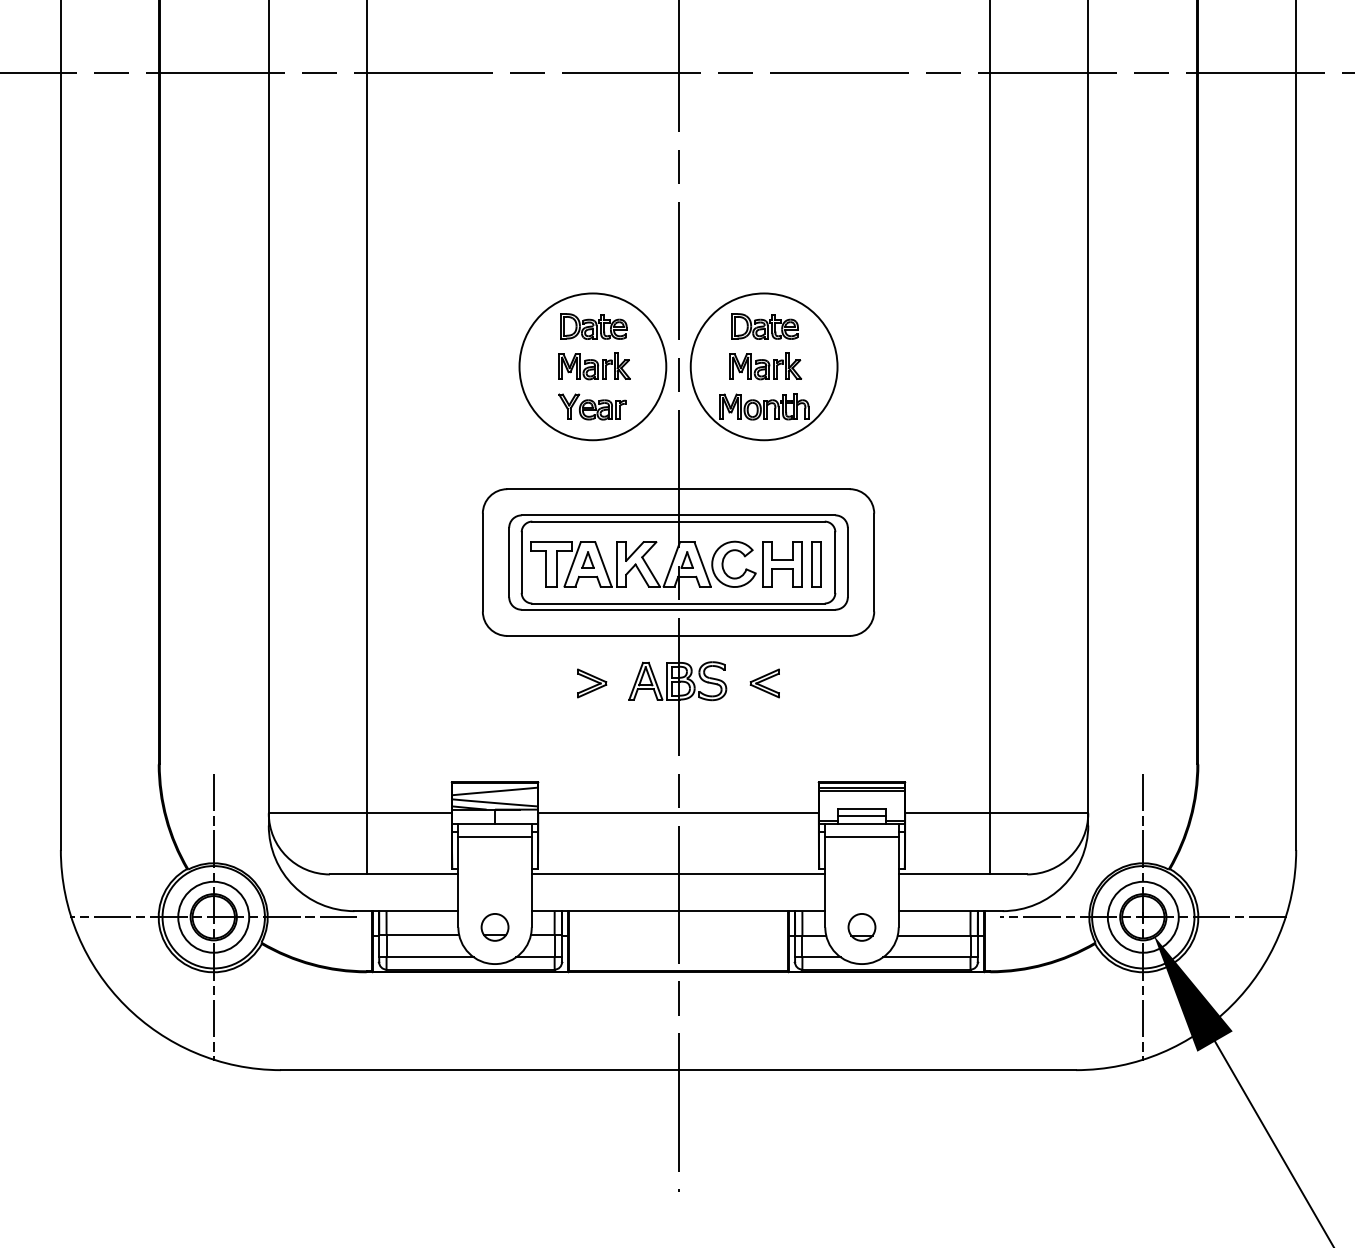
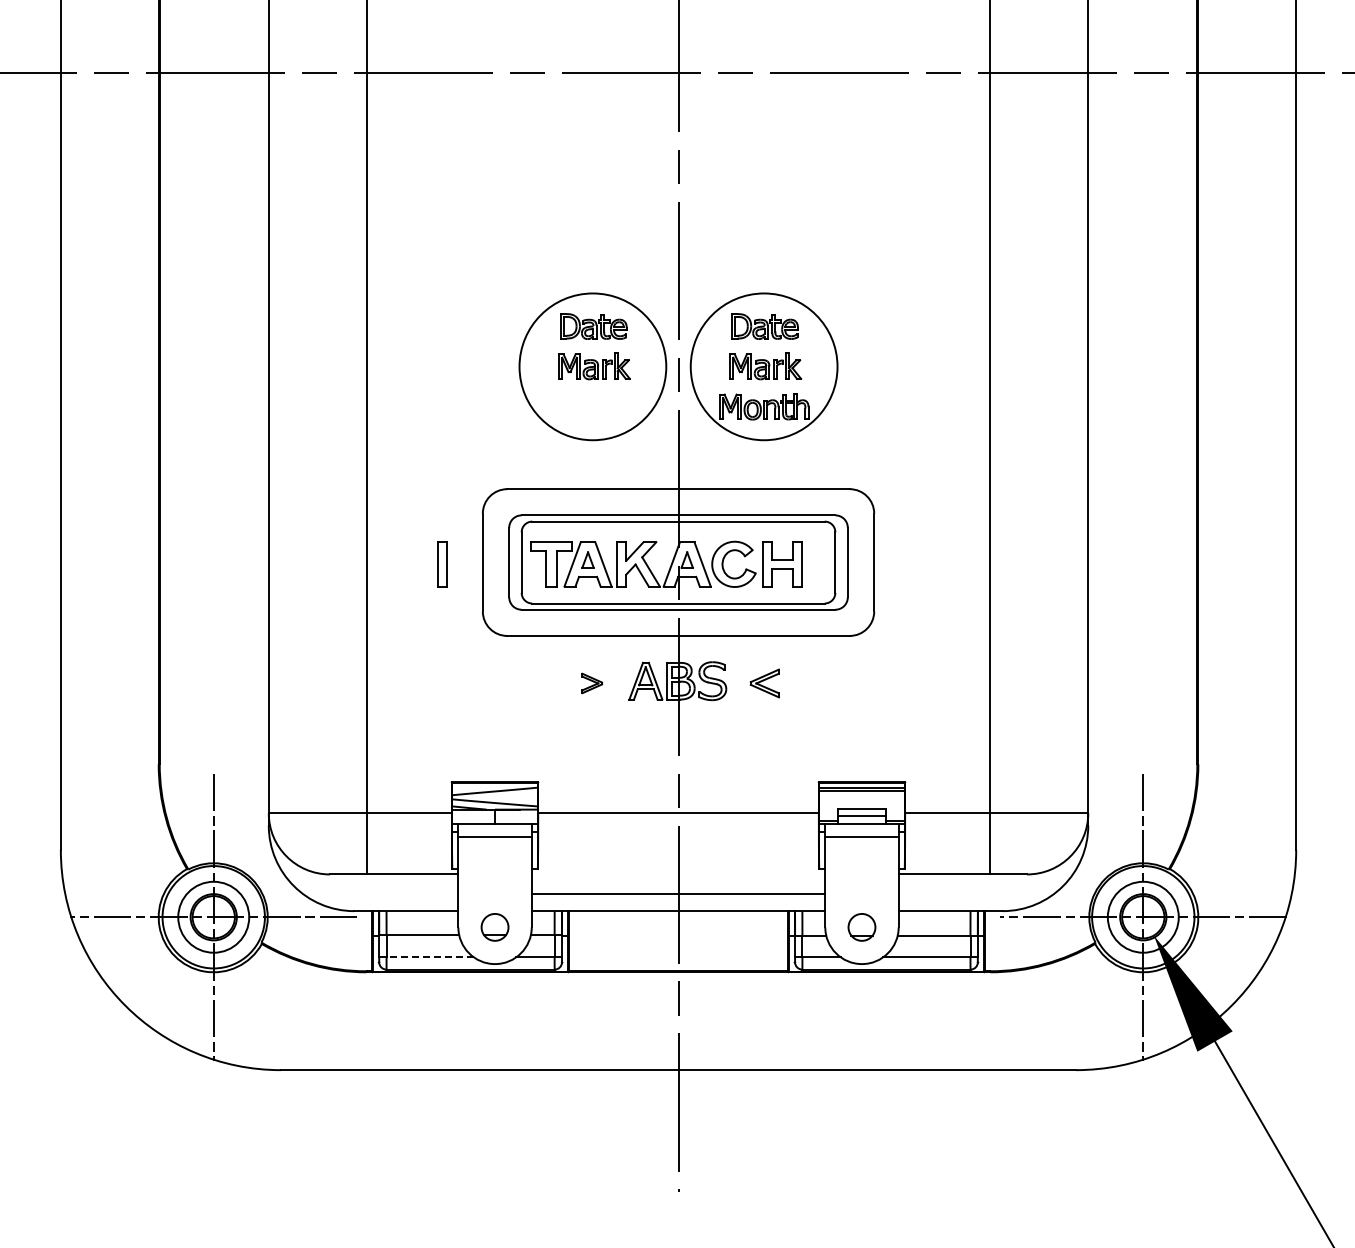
part: present -> none (592, 406)
part position: (816, 564) -> (442, 564) (442, 564)
part size: 31x31 px -> 23x23 px (592, 683)
line position: (678, 874) -> (678, 894) (678, 894)
line: solid -> dashed (430, 957)
